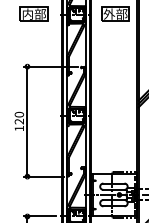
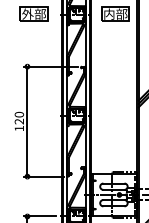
text: 内部 -> 外部 (27, 13)
text: 外部 -> 内部 (109, 13)
